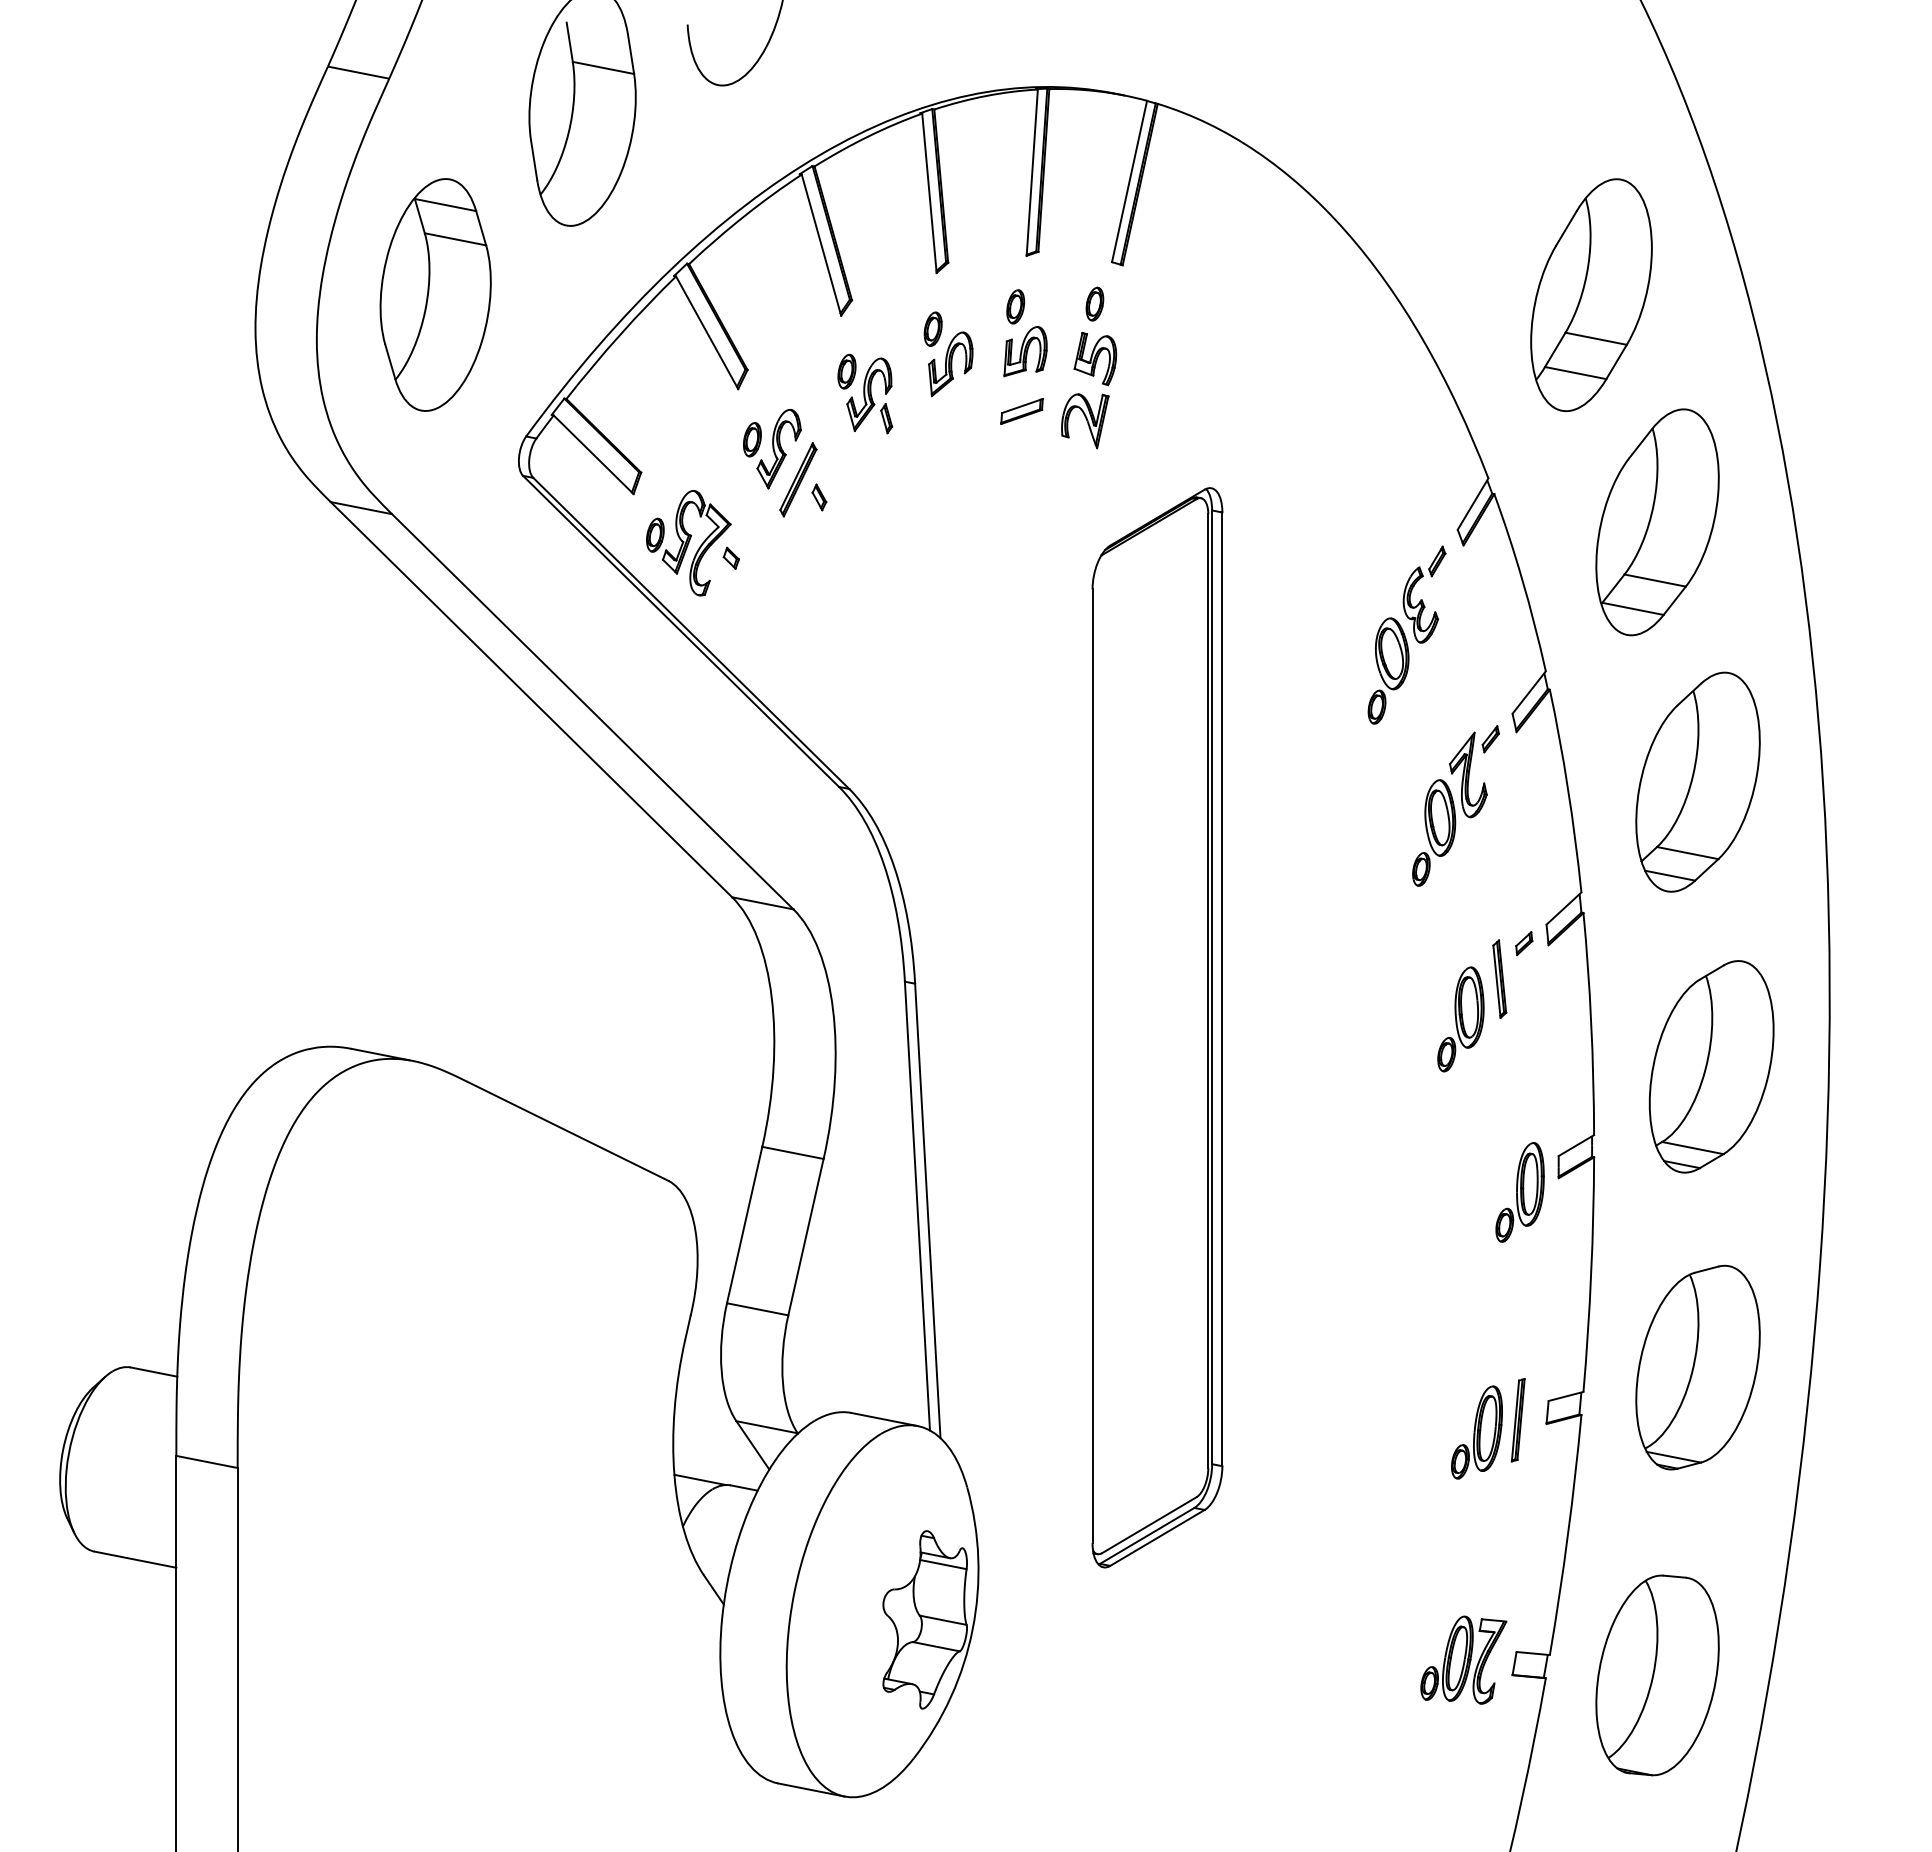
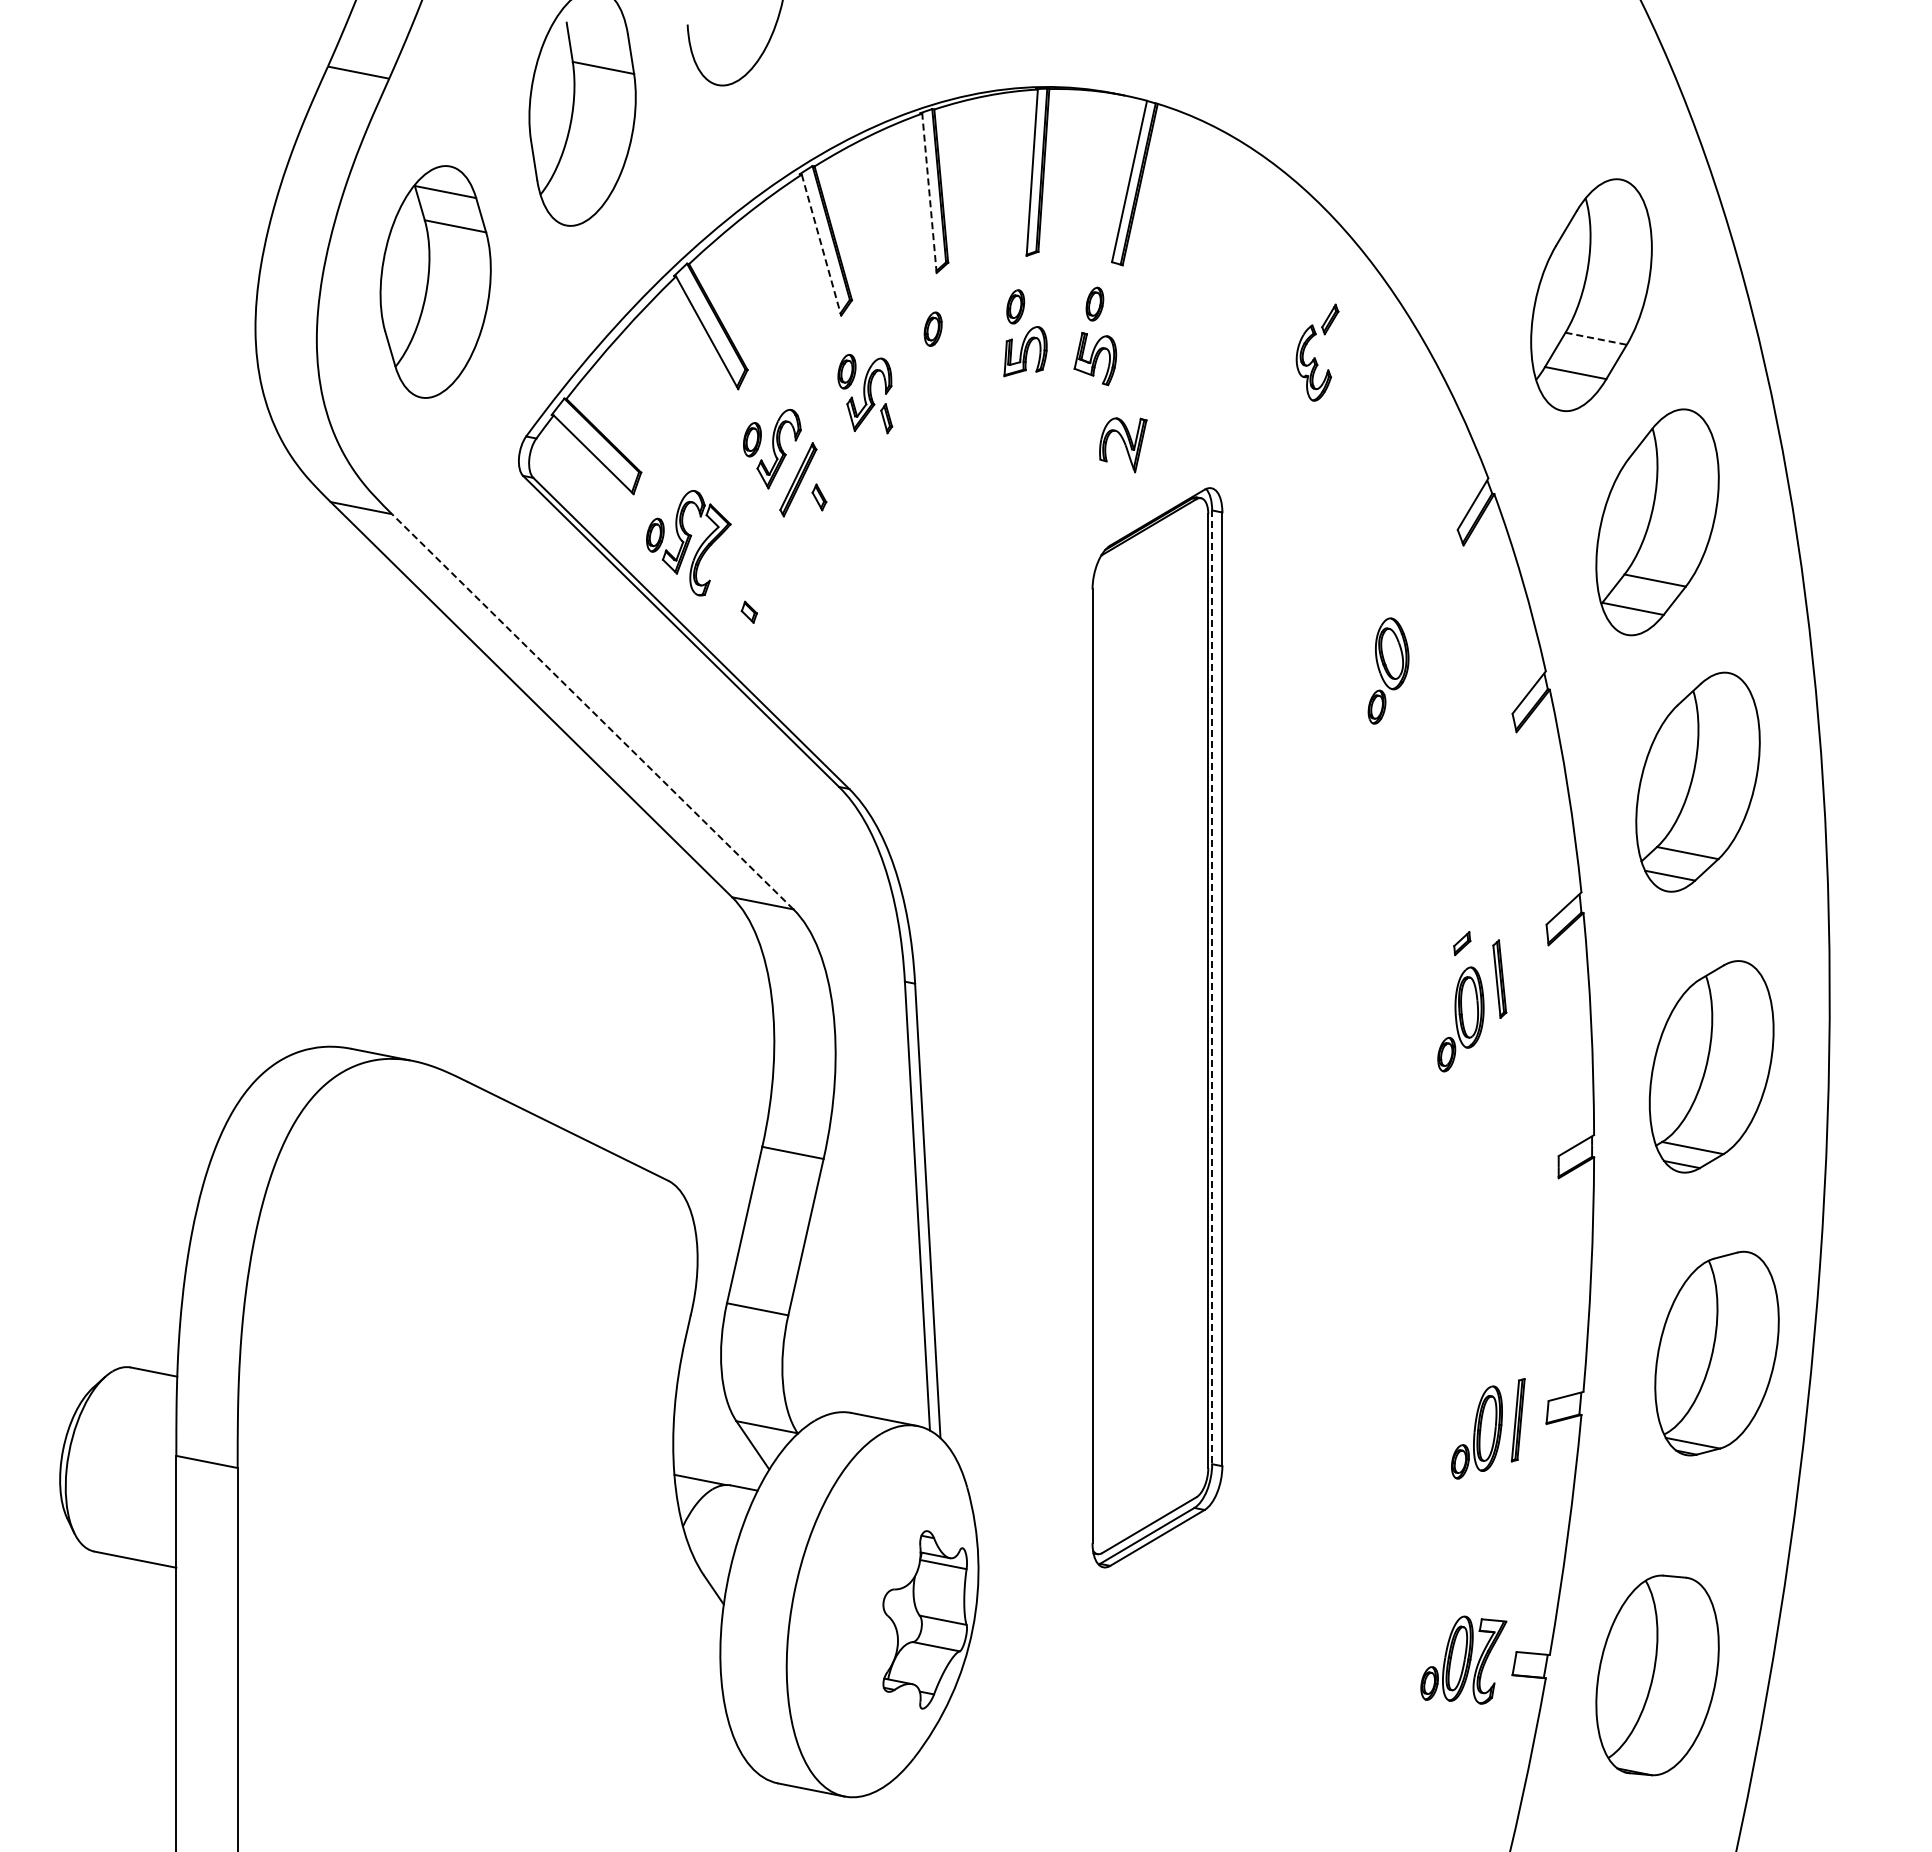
line: solid -> dashed (929, 192)
line: solid -> dashed (821, 245)
part position: (435, 294) -> (435, 281) (435, 281)
line: solid -> dashed (1596, 338)
part: present -> none (950, 364)
part: present -> none (1021, 411)
part position: (1085, 421) -> (1123, 445) (1123, 445)
part position: (730, 557) -> (748, 611) (748, 611)
part position: (1424, 594) -> (1317, 352) (1317, 352)
line: solid -> dashed (592, 711)
part: present -> none (1455, 805)
part position: (1524, 943) -> (1462, 943) (1462, 943)
line: solid -> dashed (1212, 987)
part: present -> none (1519, 1192)
part position: (1697, 1367) -> (1716, 1353) (1716, 1353)
